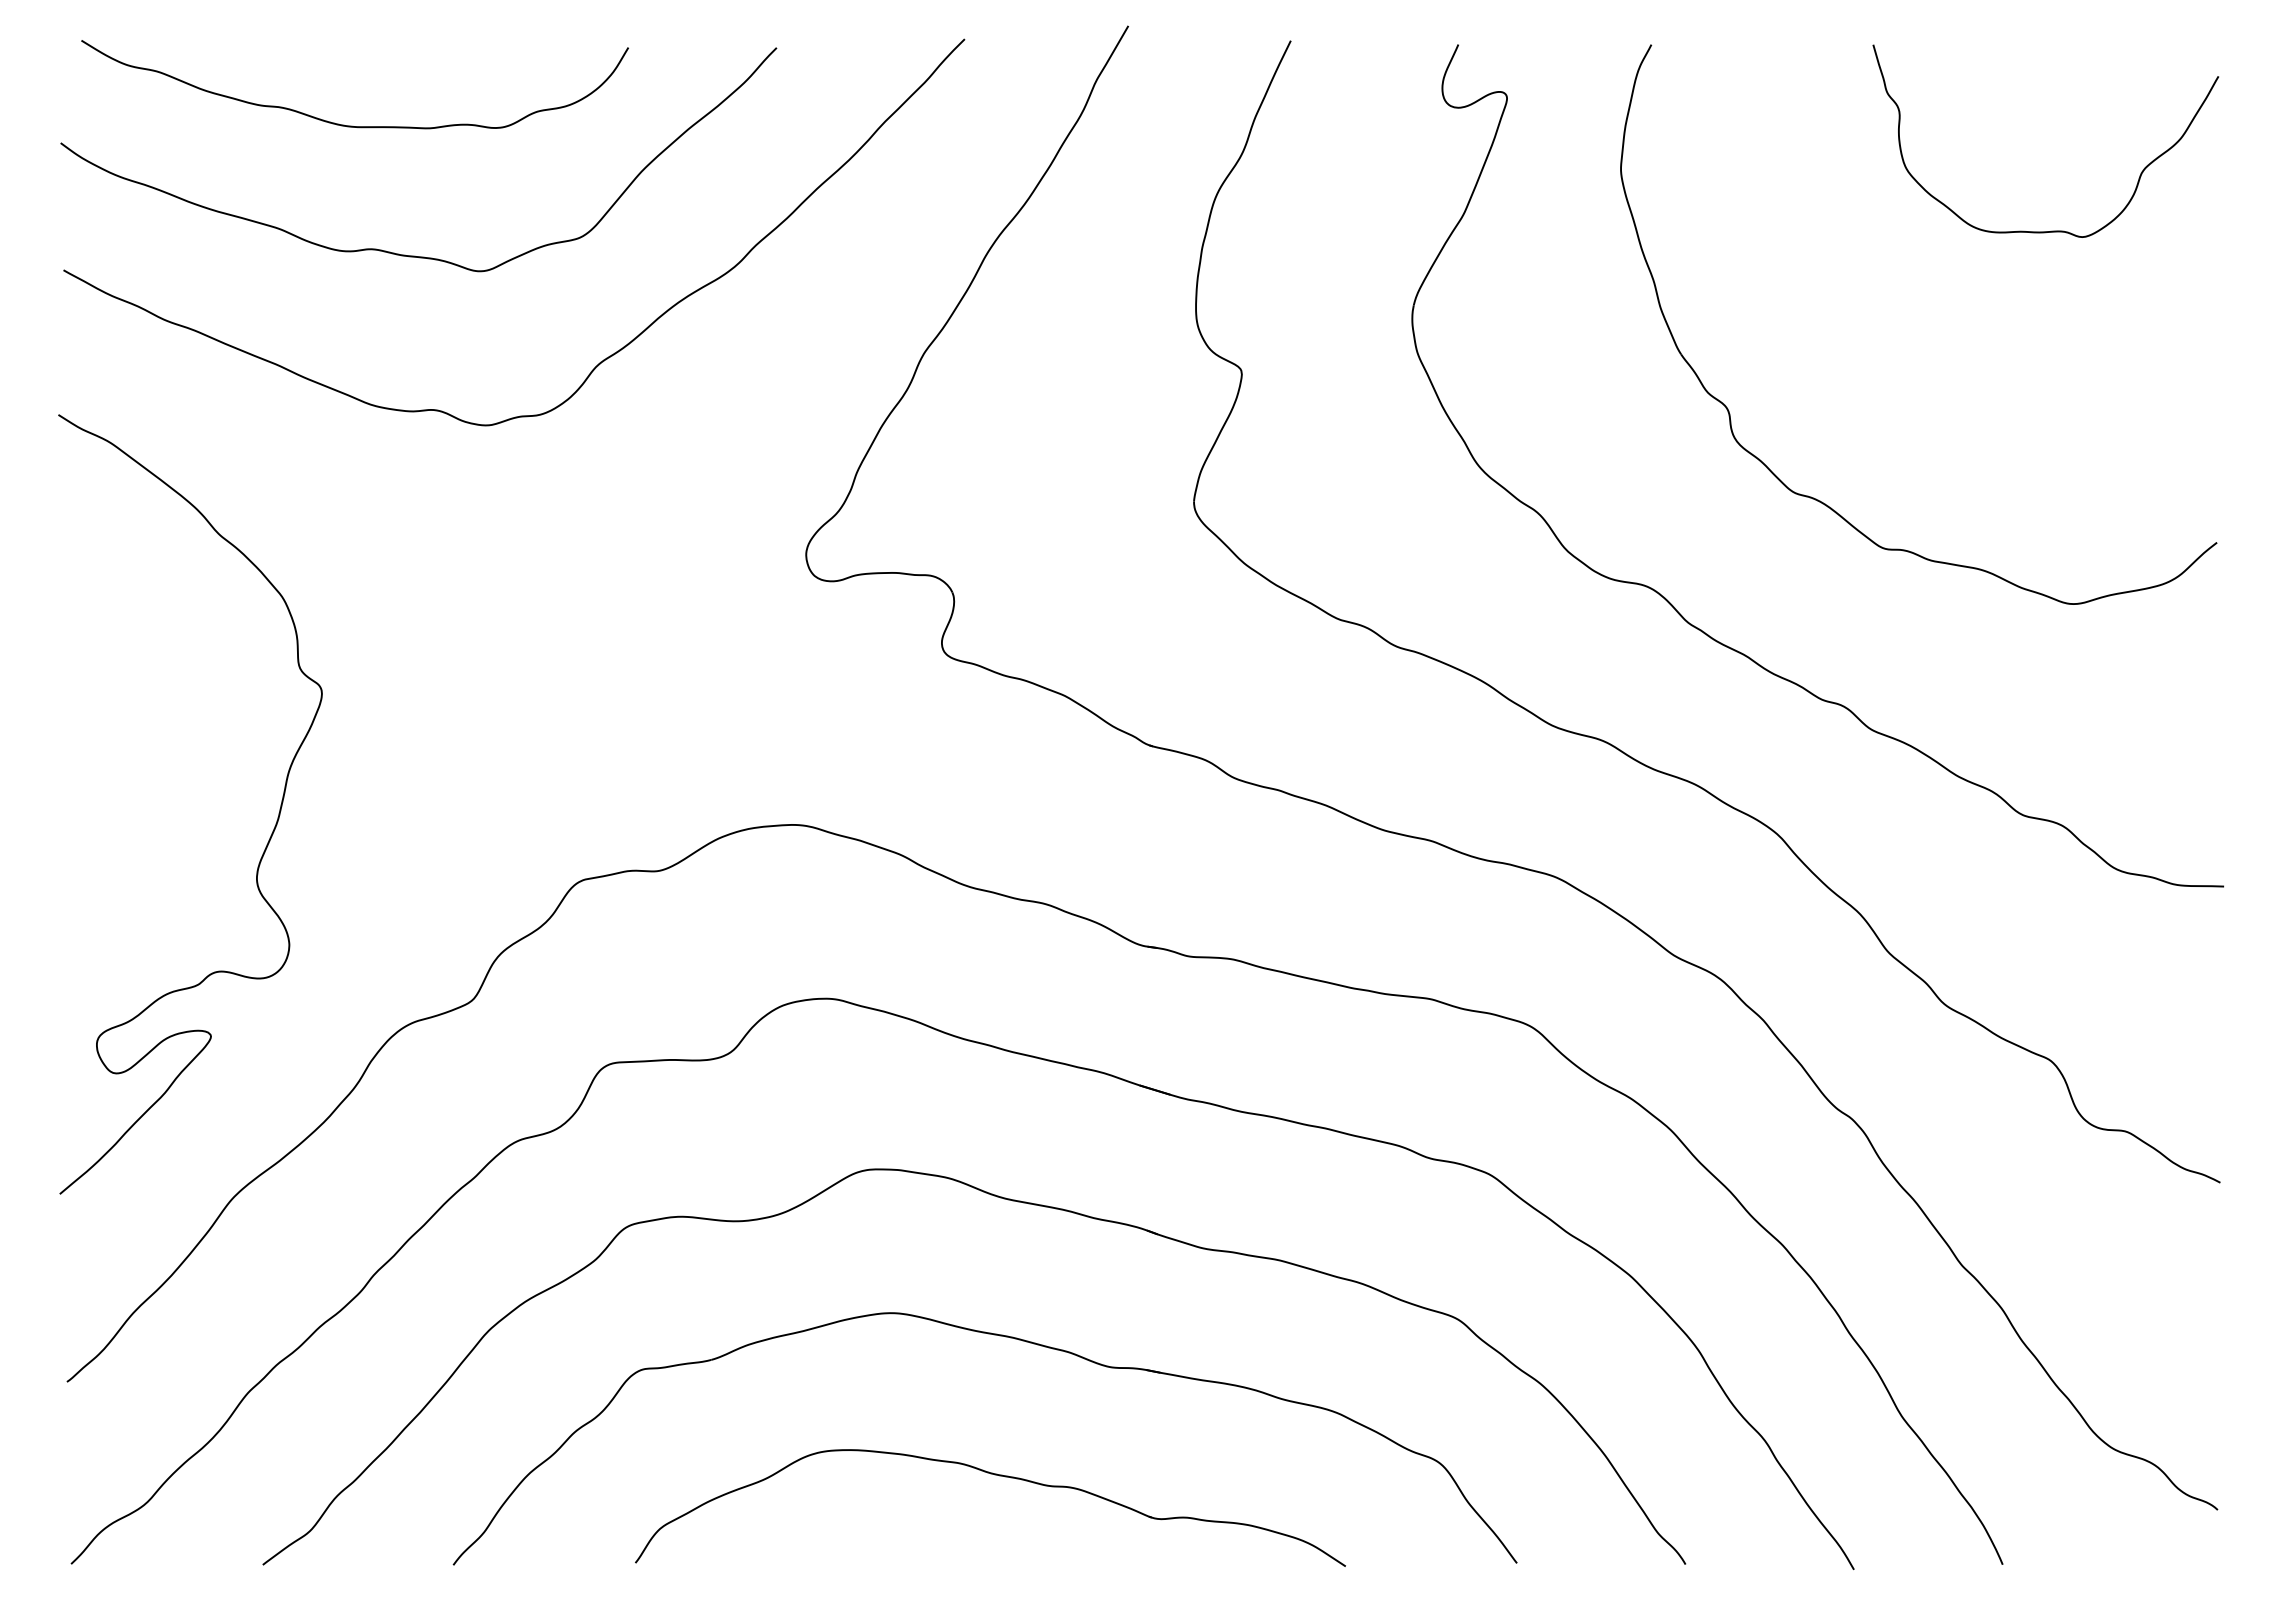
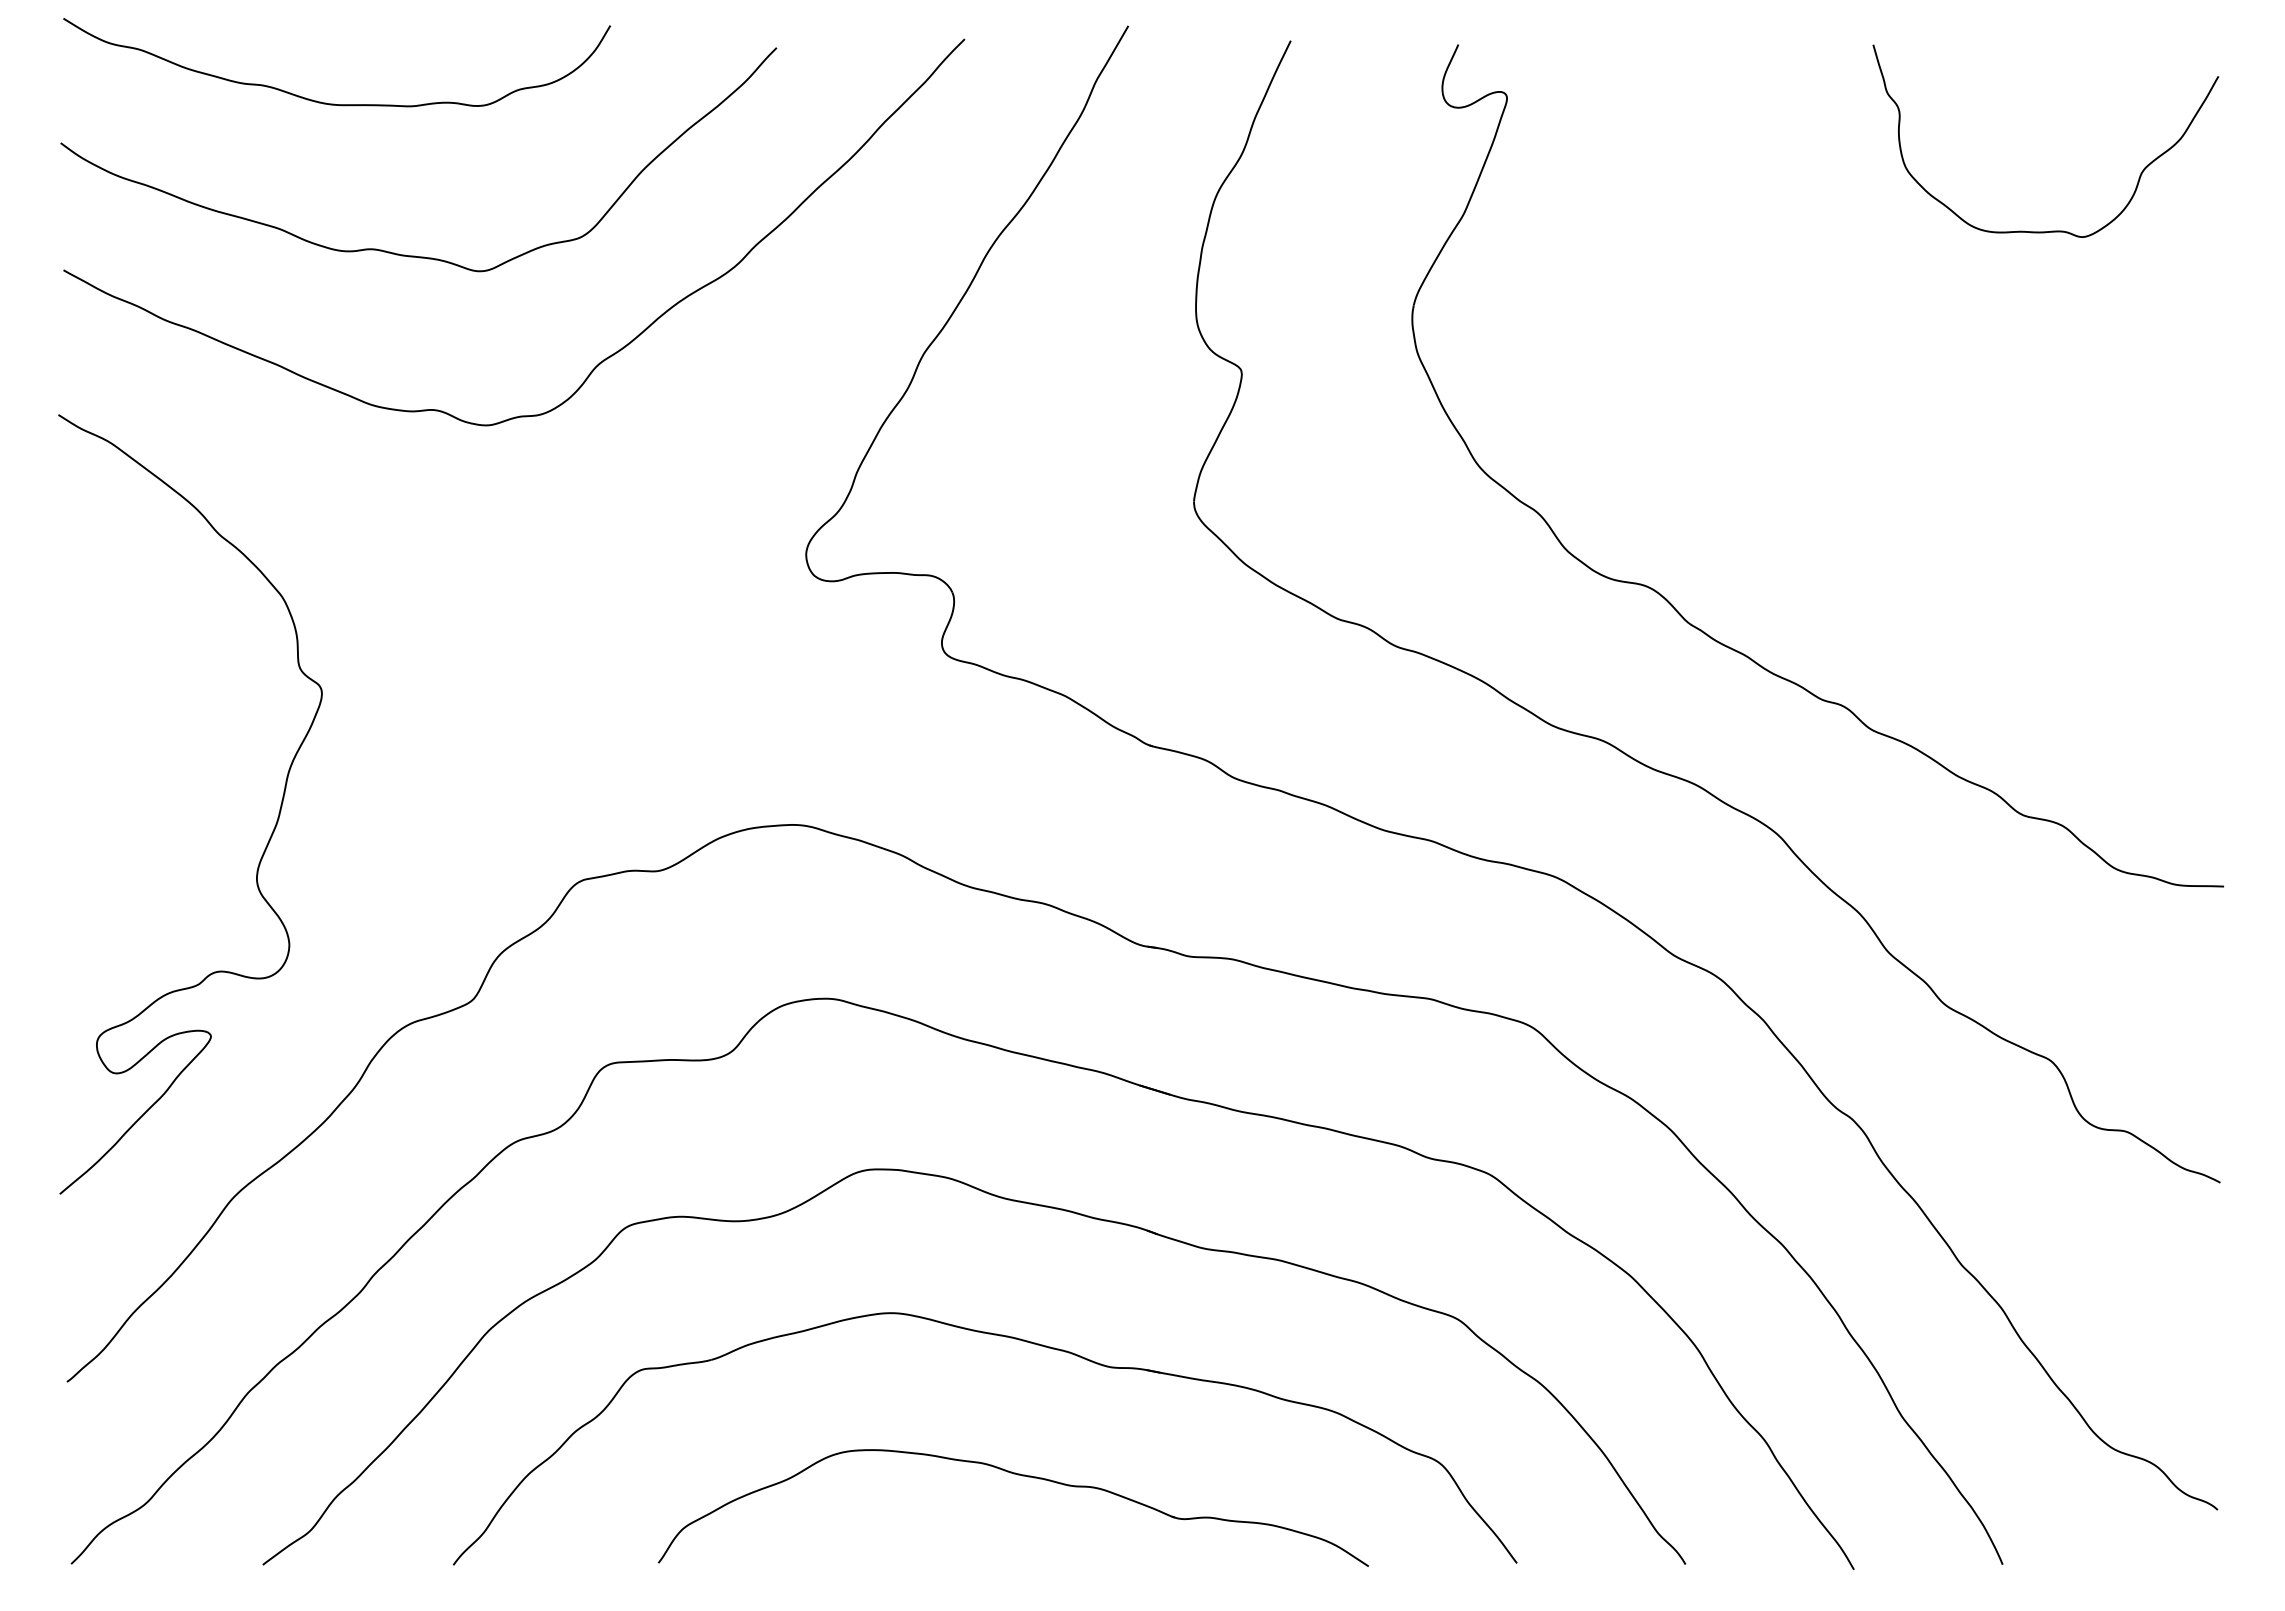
curve position: (352, 125) -> (334, 103) (334, 103)
part: present -> none (1822, 501)
part position: (994, 1475) -> (1017, 1475) (1017, 1475)
